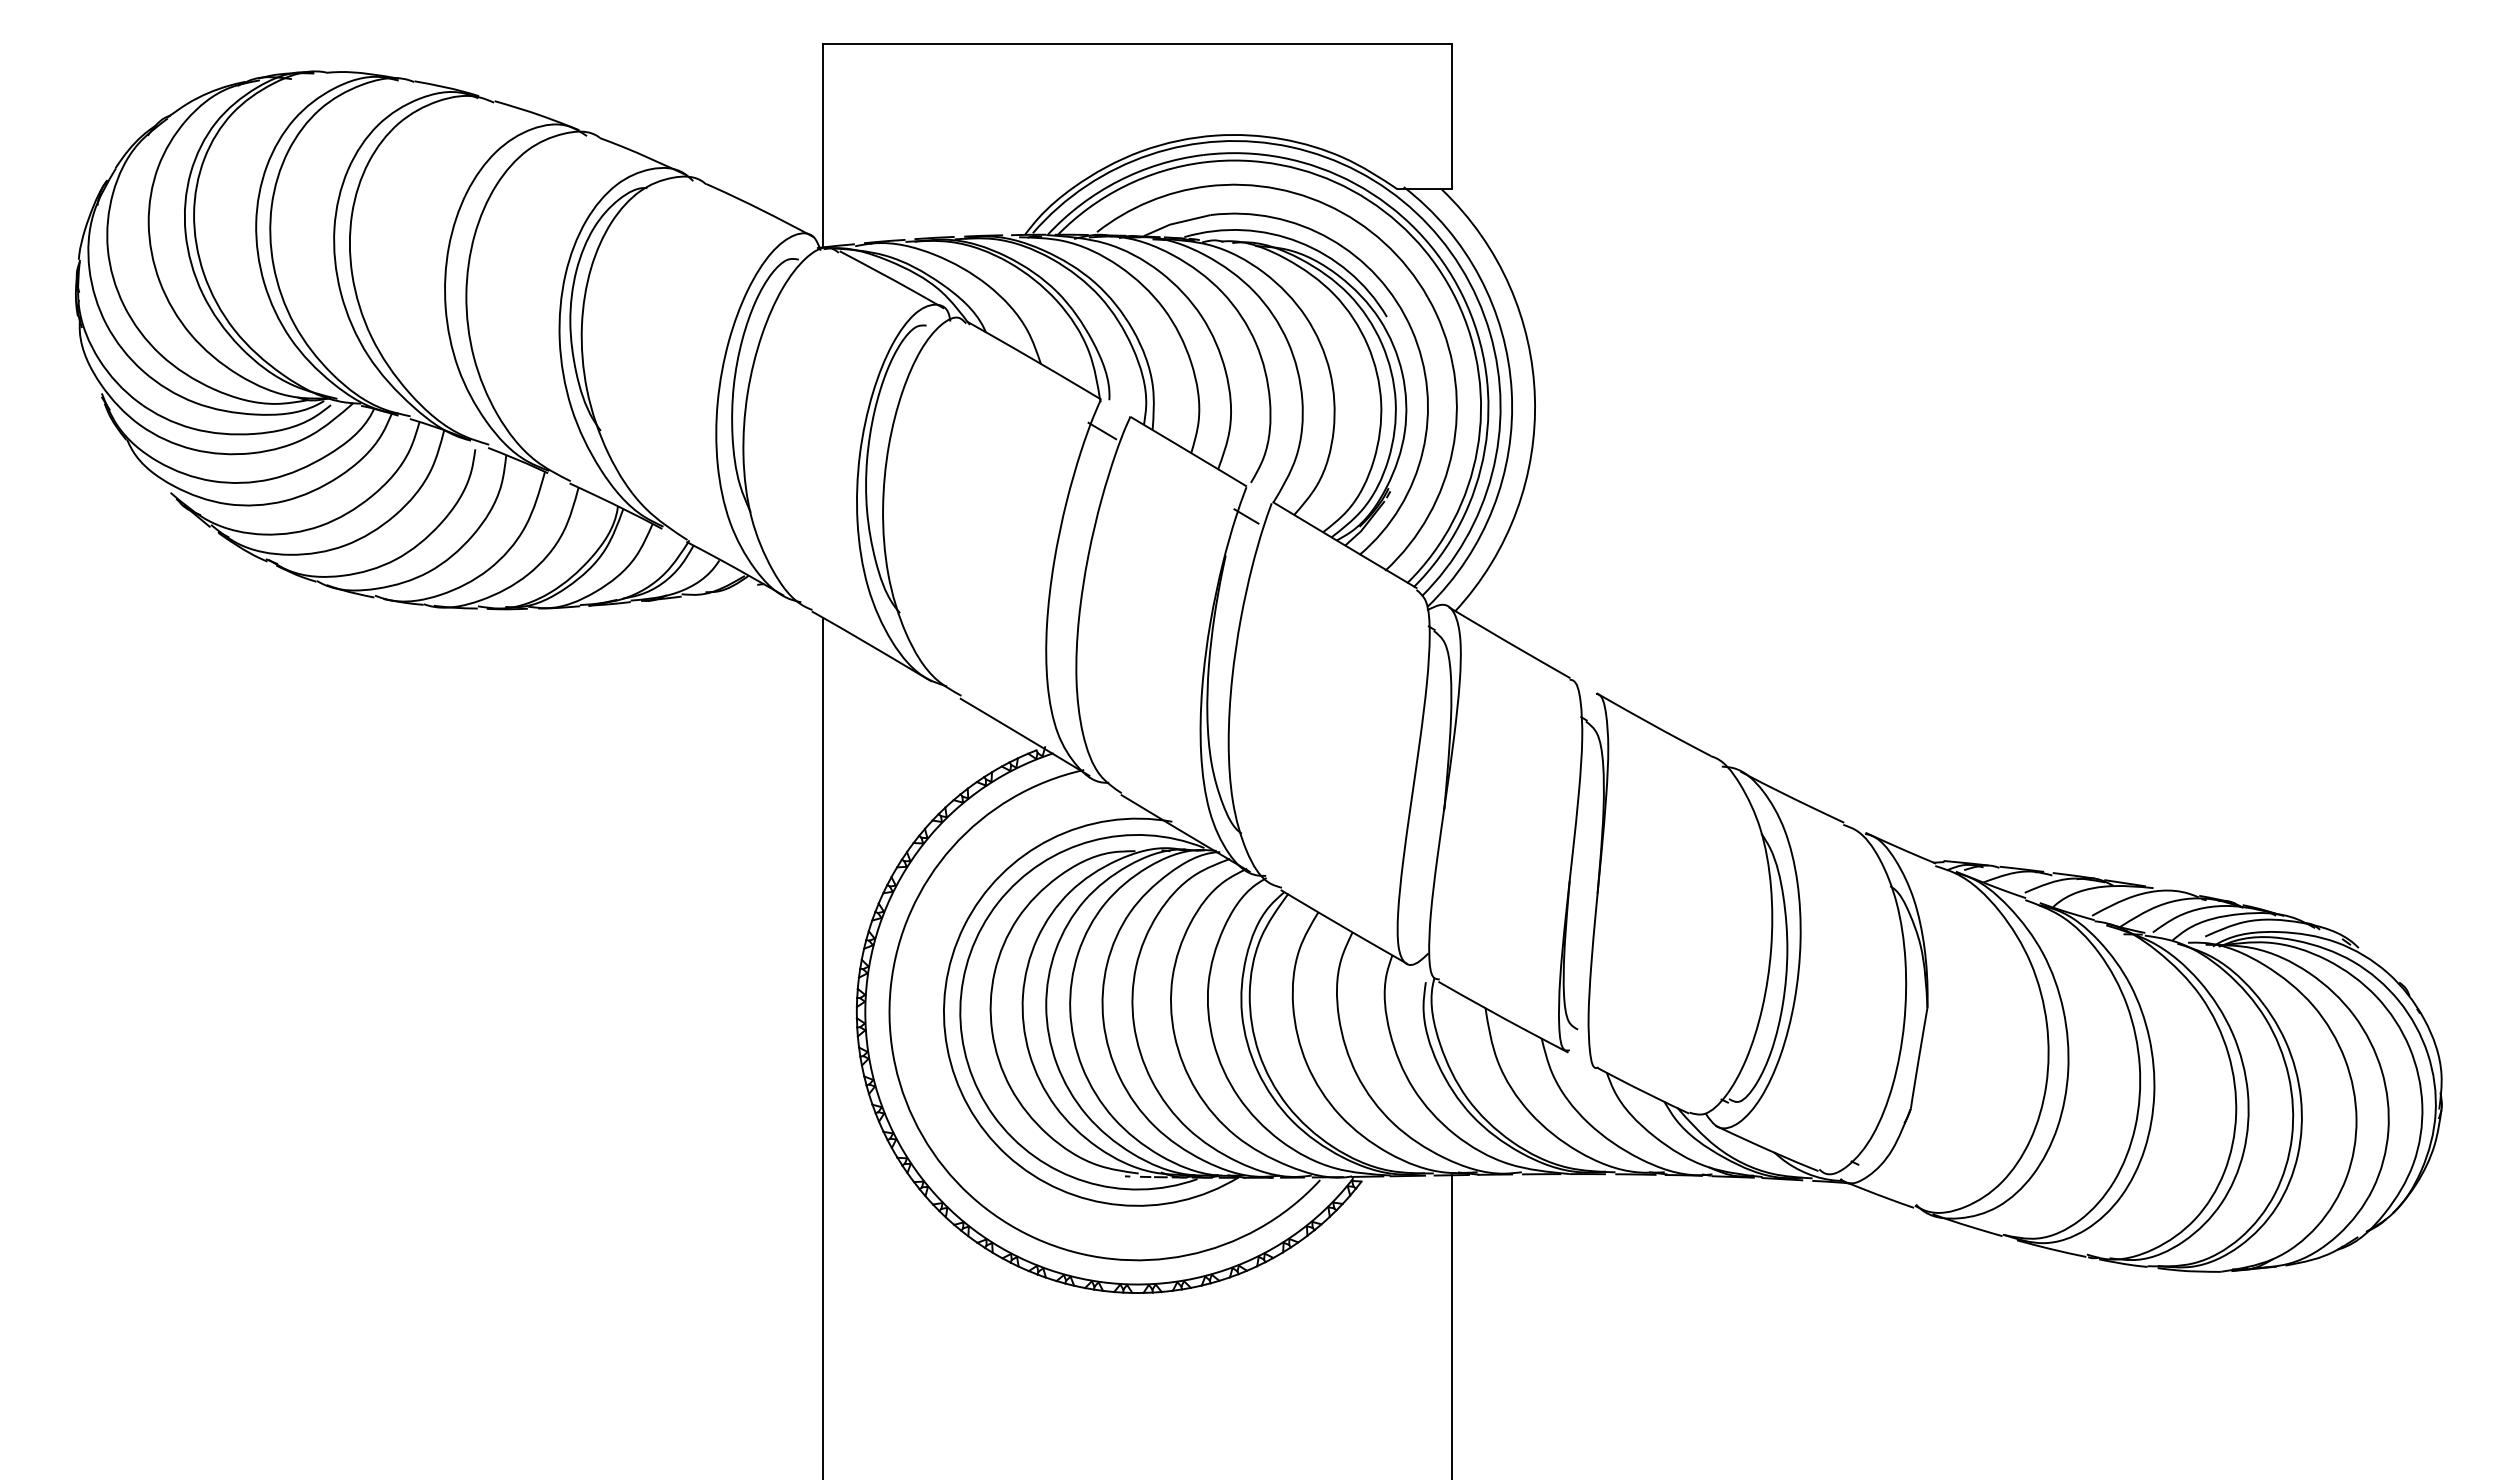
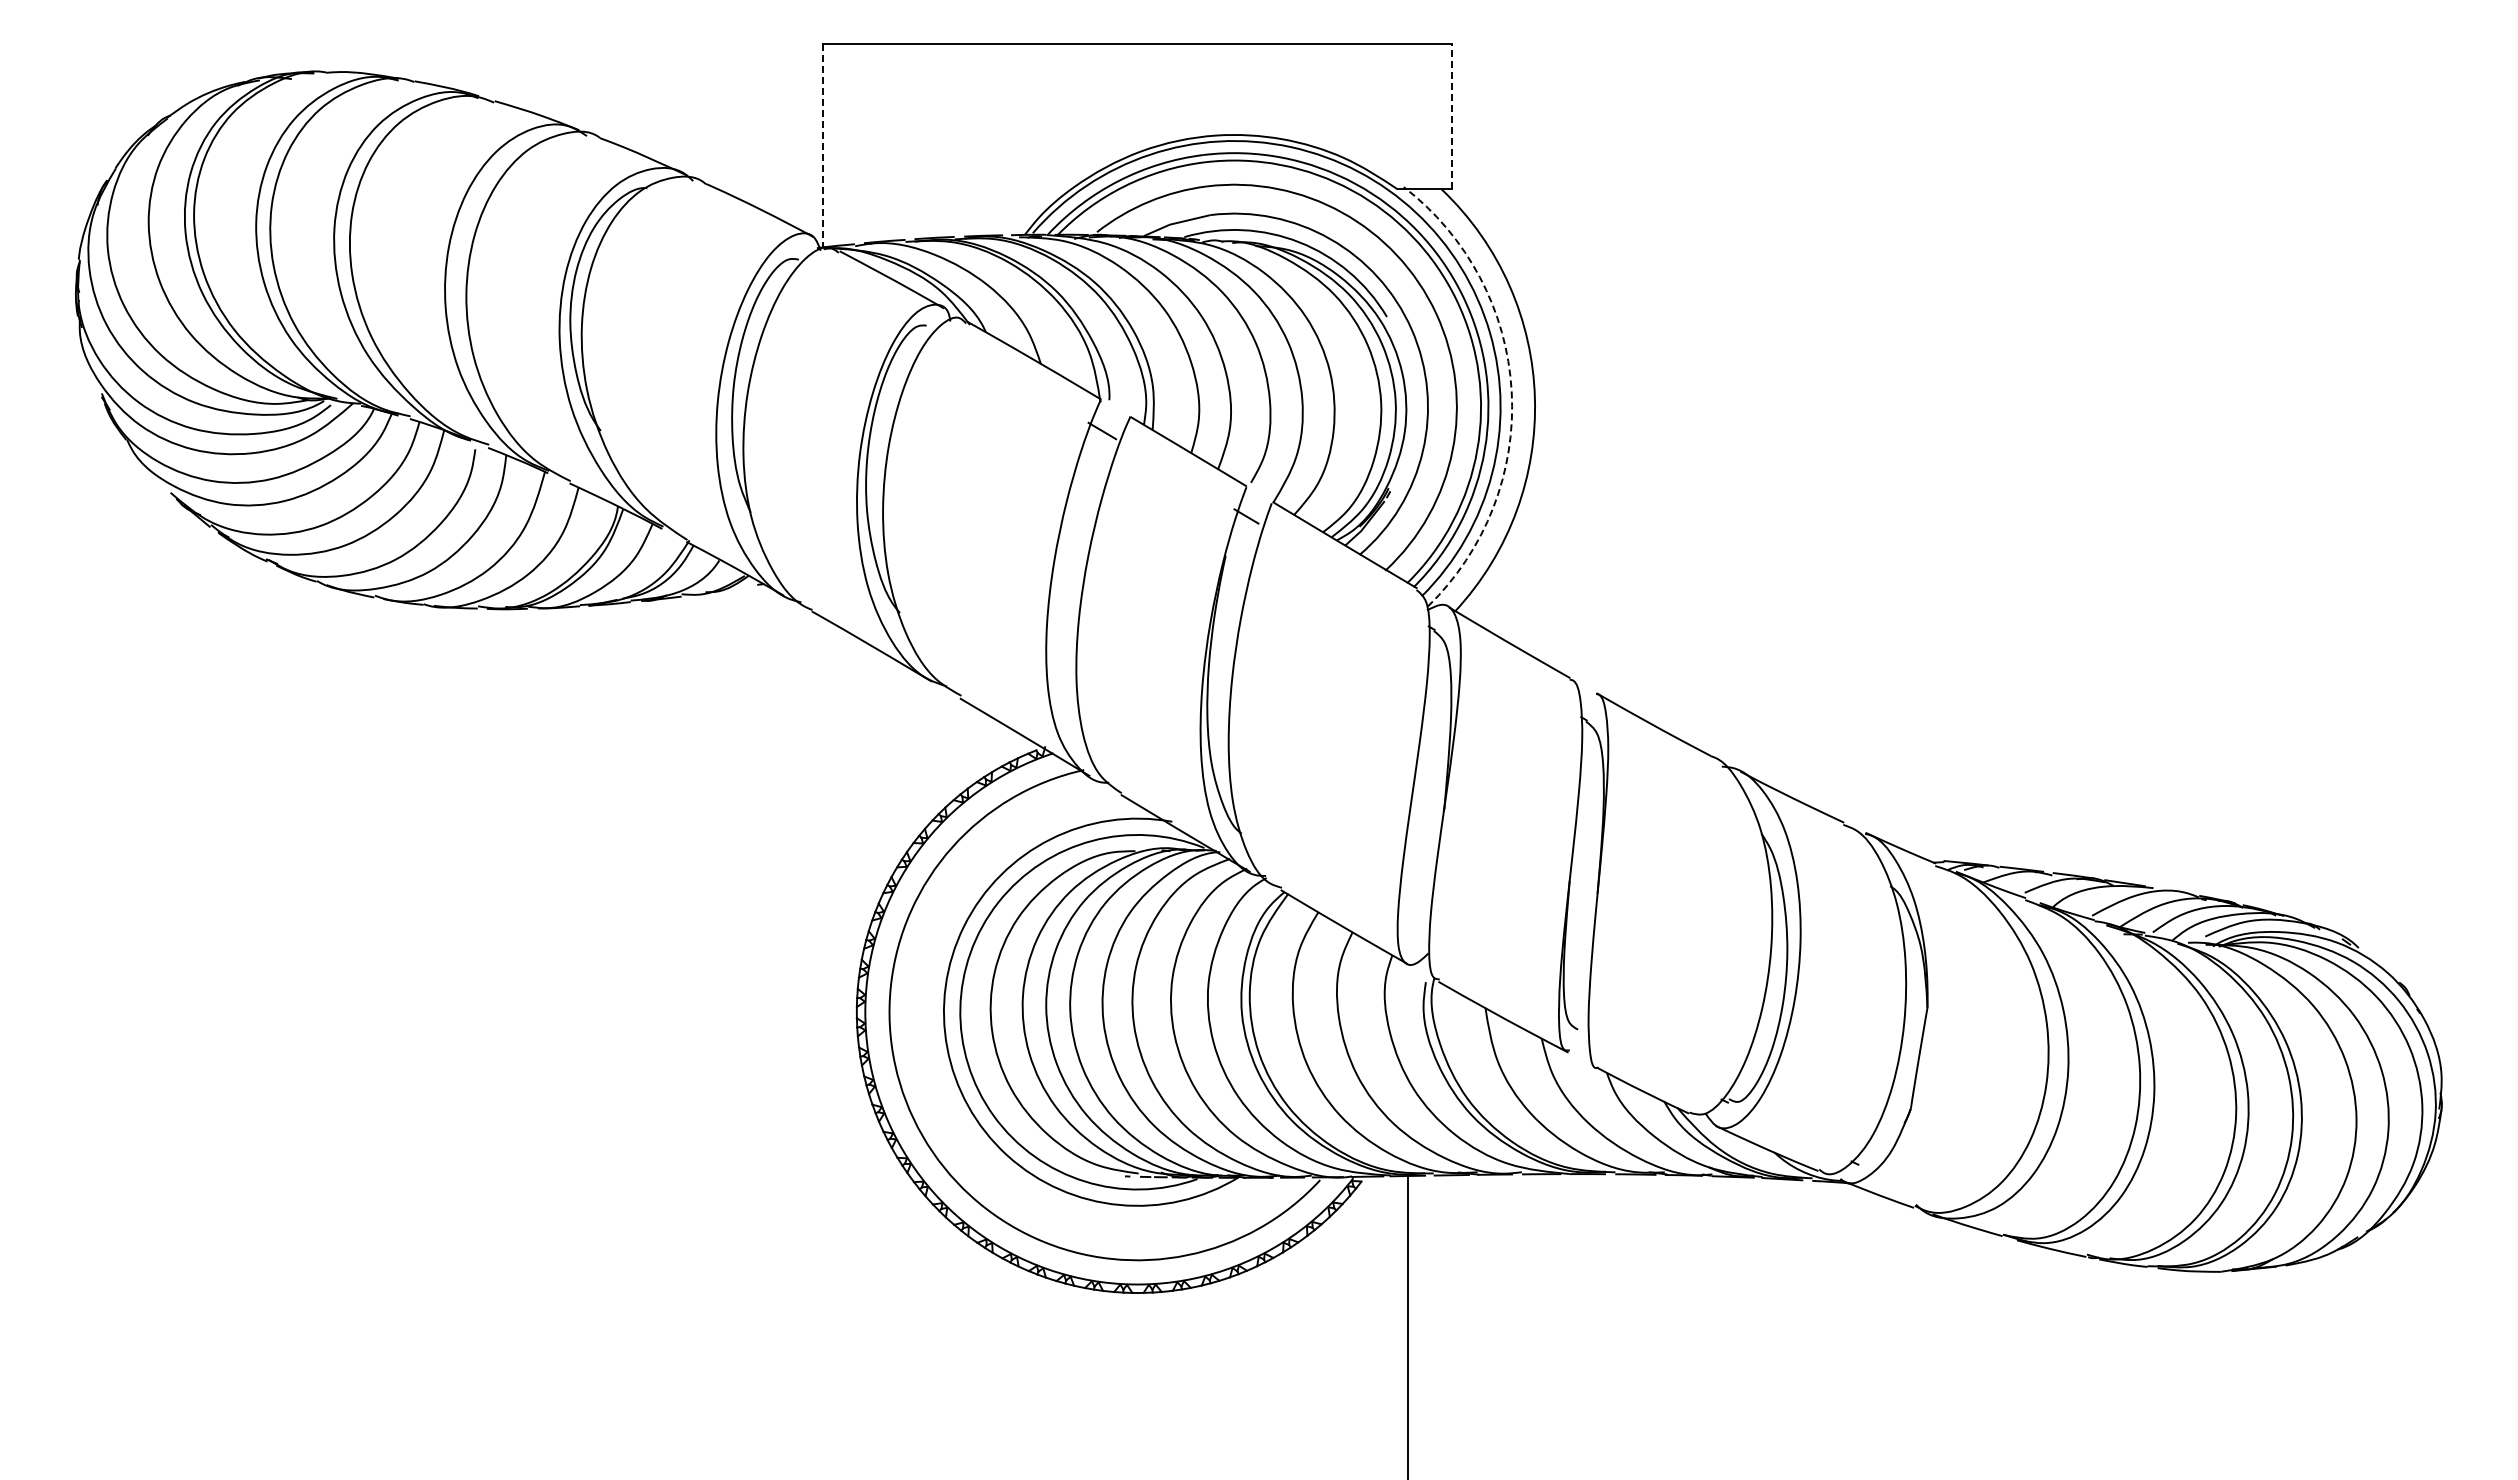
line: solid -> dashed (1452, 116)
line: solid -> dashed (822, 145)
arc: solid -> dashed (1511, 391)
line: present -> none (822, 1046)
line position: (1452, 1325) -> (1408, 1325) (1408, 1325)
